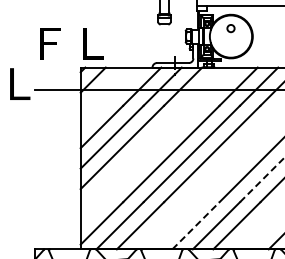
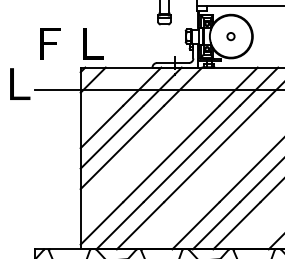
circle position: (230, 28) -> (230, 36) (230, 36)
line: dashed -> solid (262, 179)
line: dashed -> solid (196, 225)
